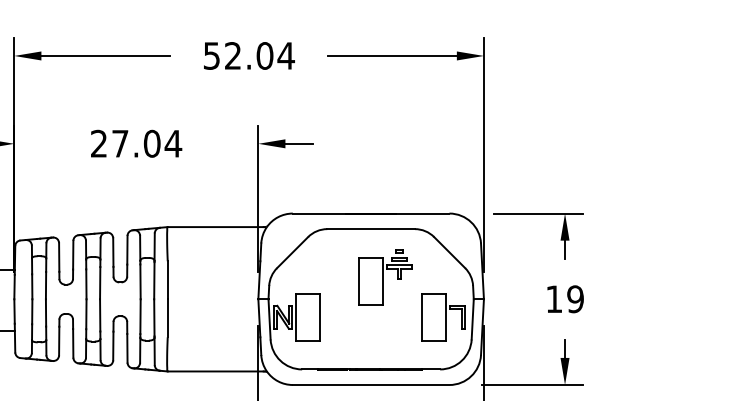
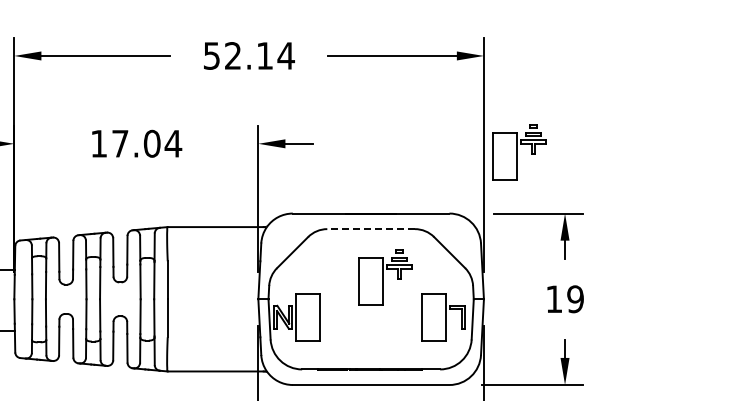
text: 52.04 -> 52.14 (264, 55)
text: 27.04 -> 17.04 (98, 143)
part: none -> present (519, 152)
line: solid -> dashed (371, 229)
